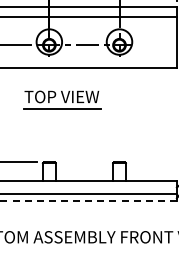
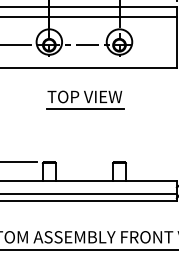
part position: (62, 99) -> (85, 99) (85, 99)
line: dashed -> solid (88, 200)
line: none -> present (88, 249)
